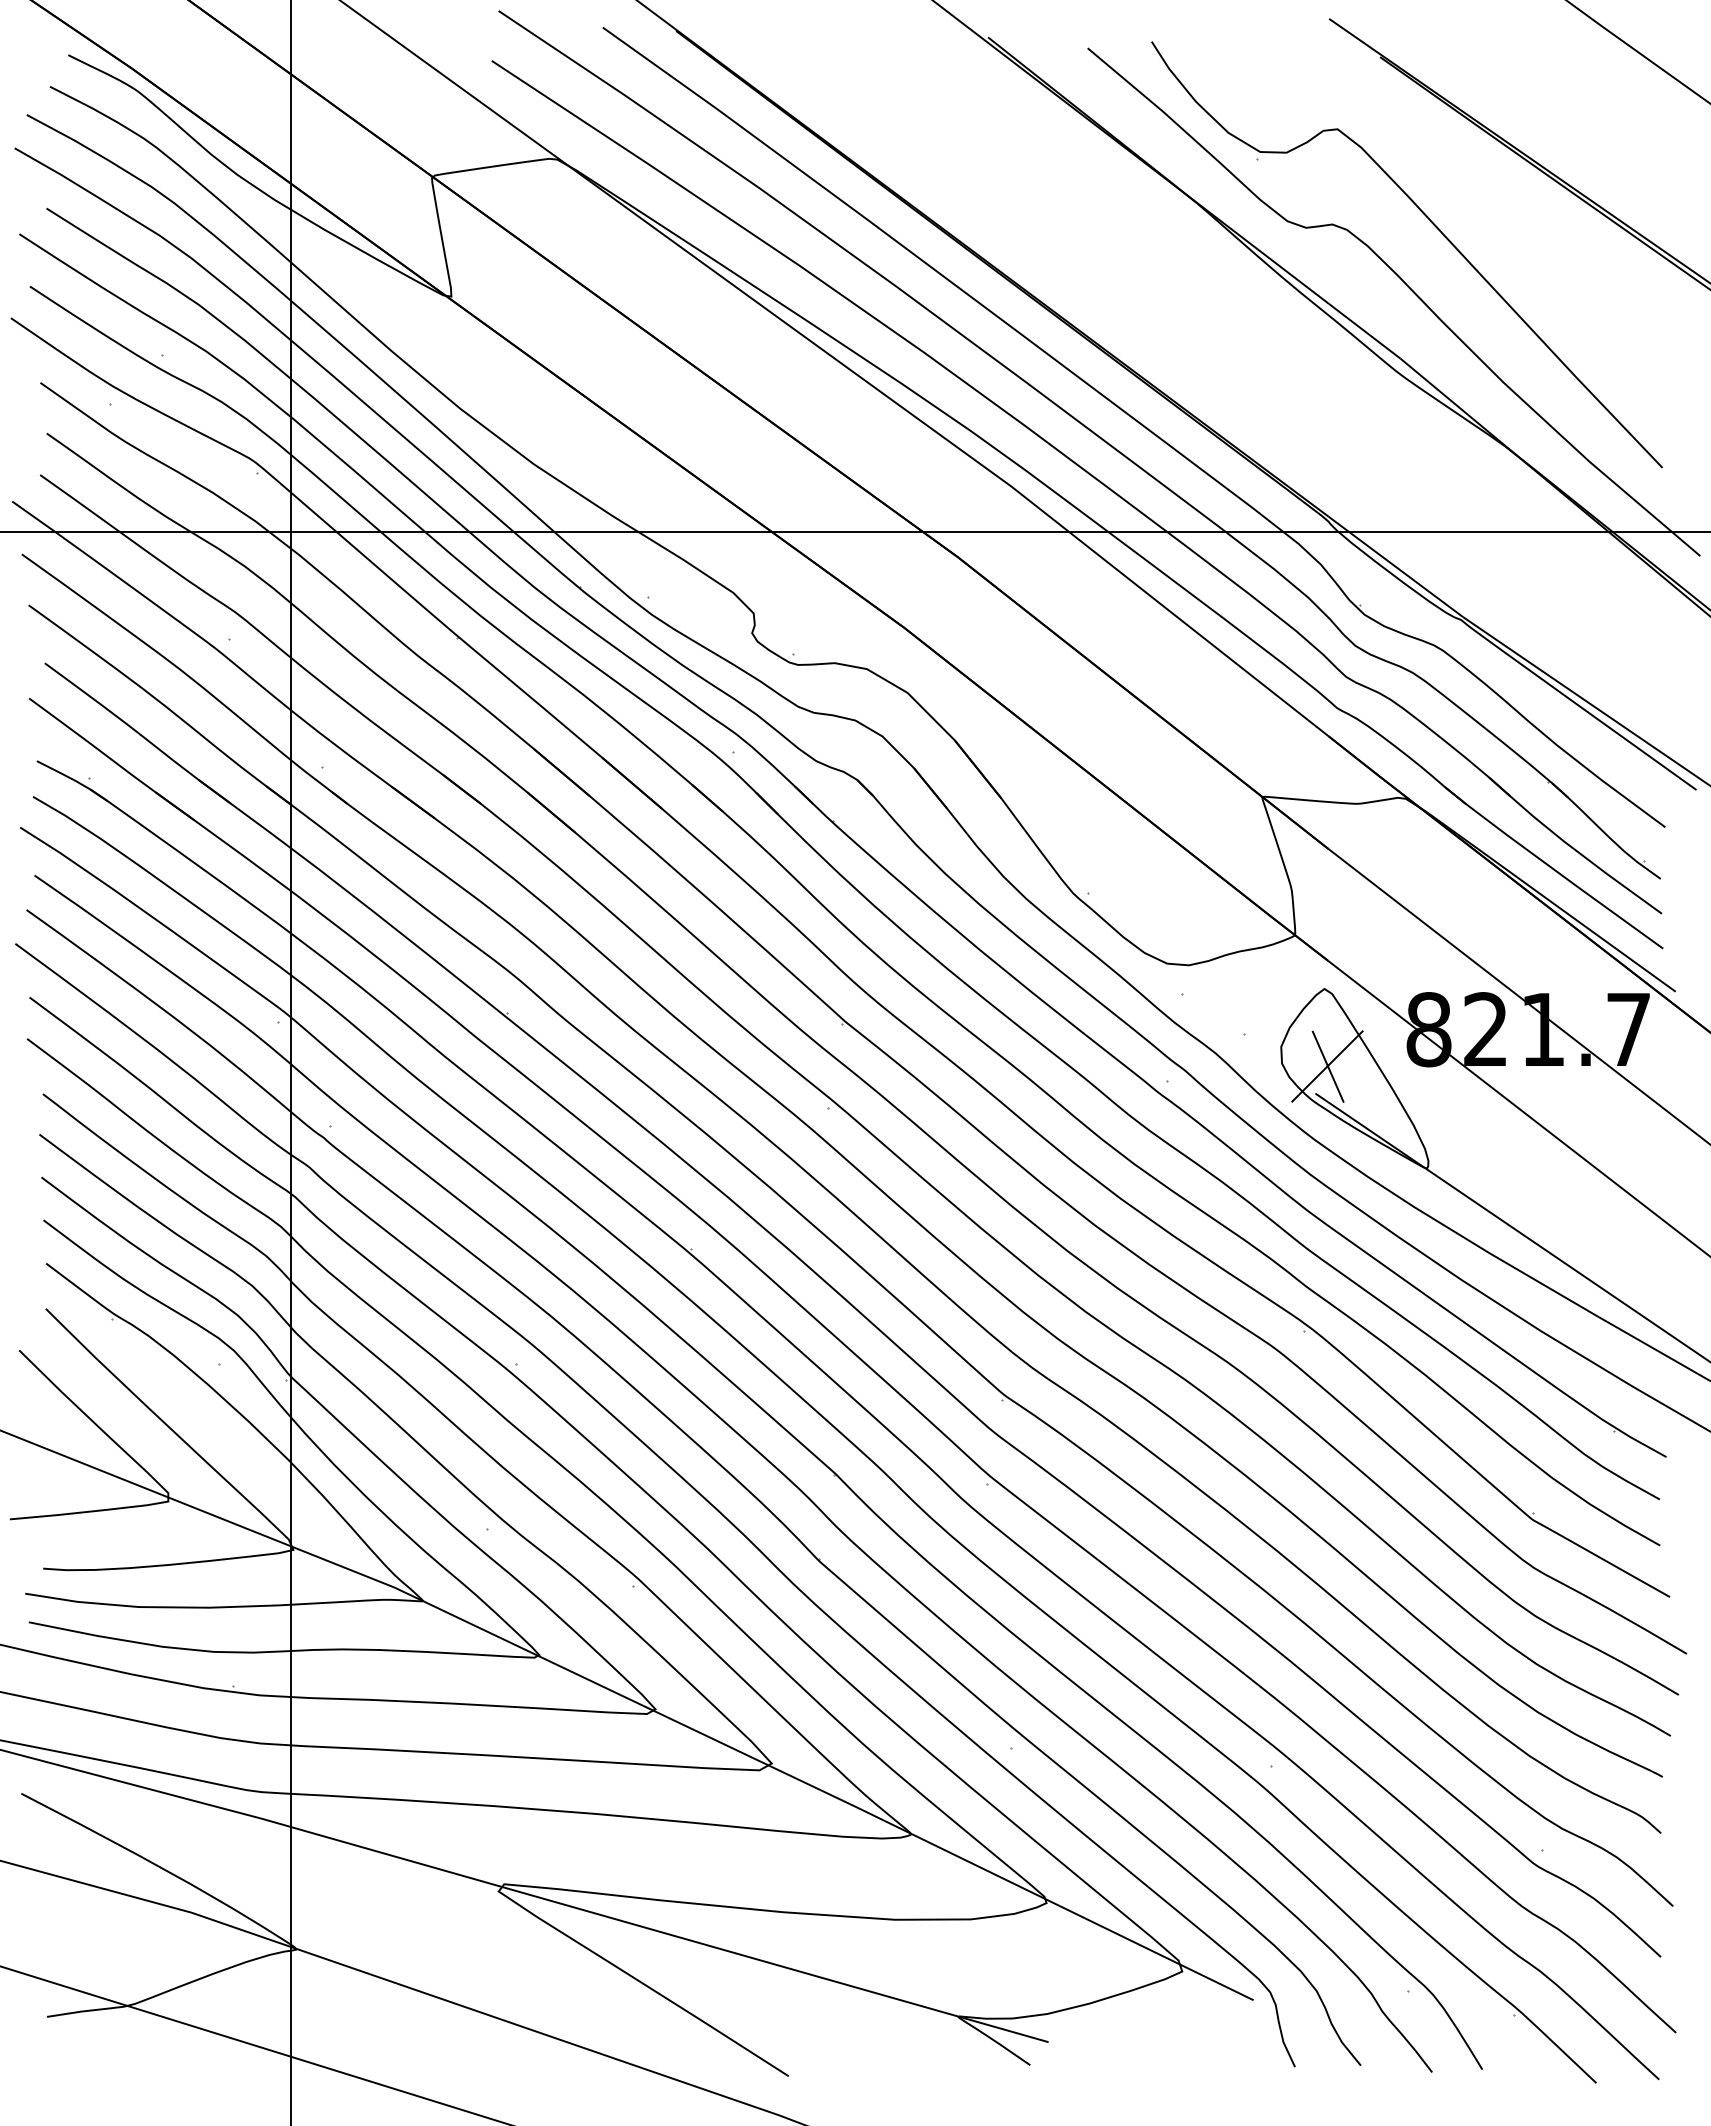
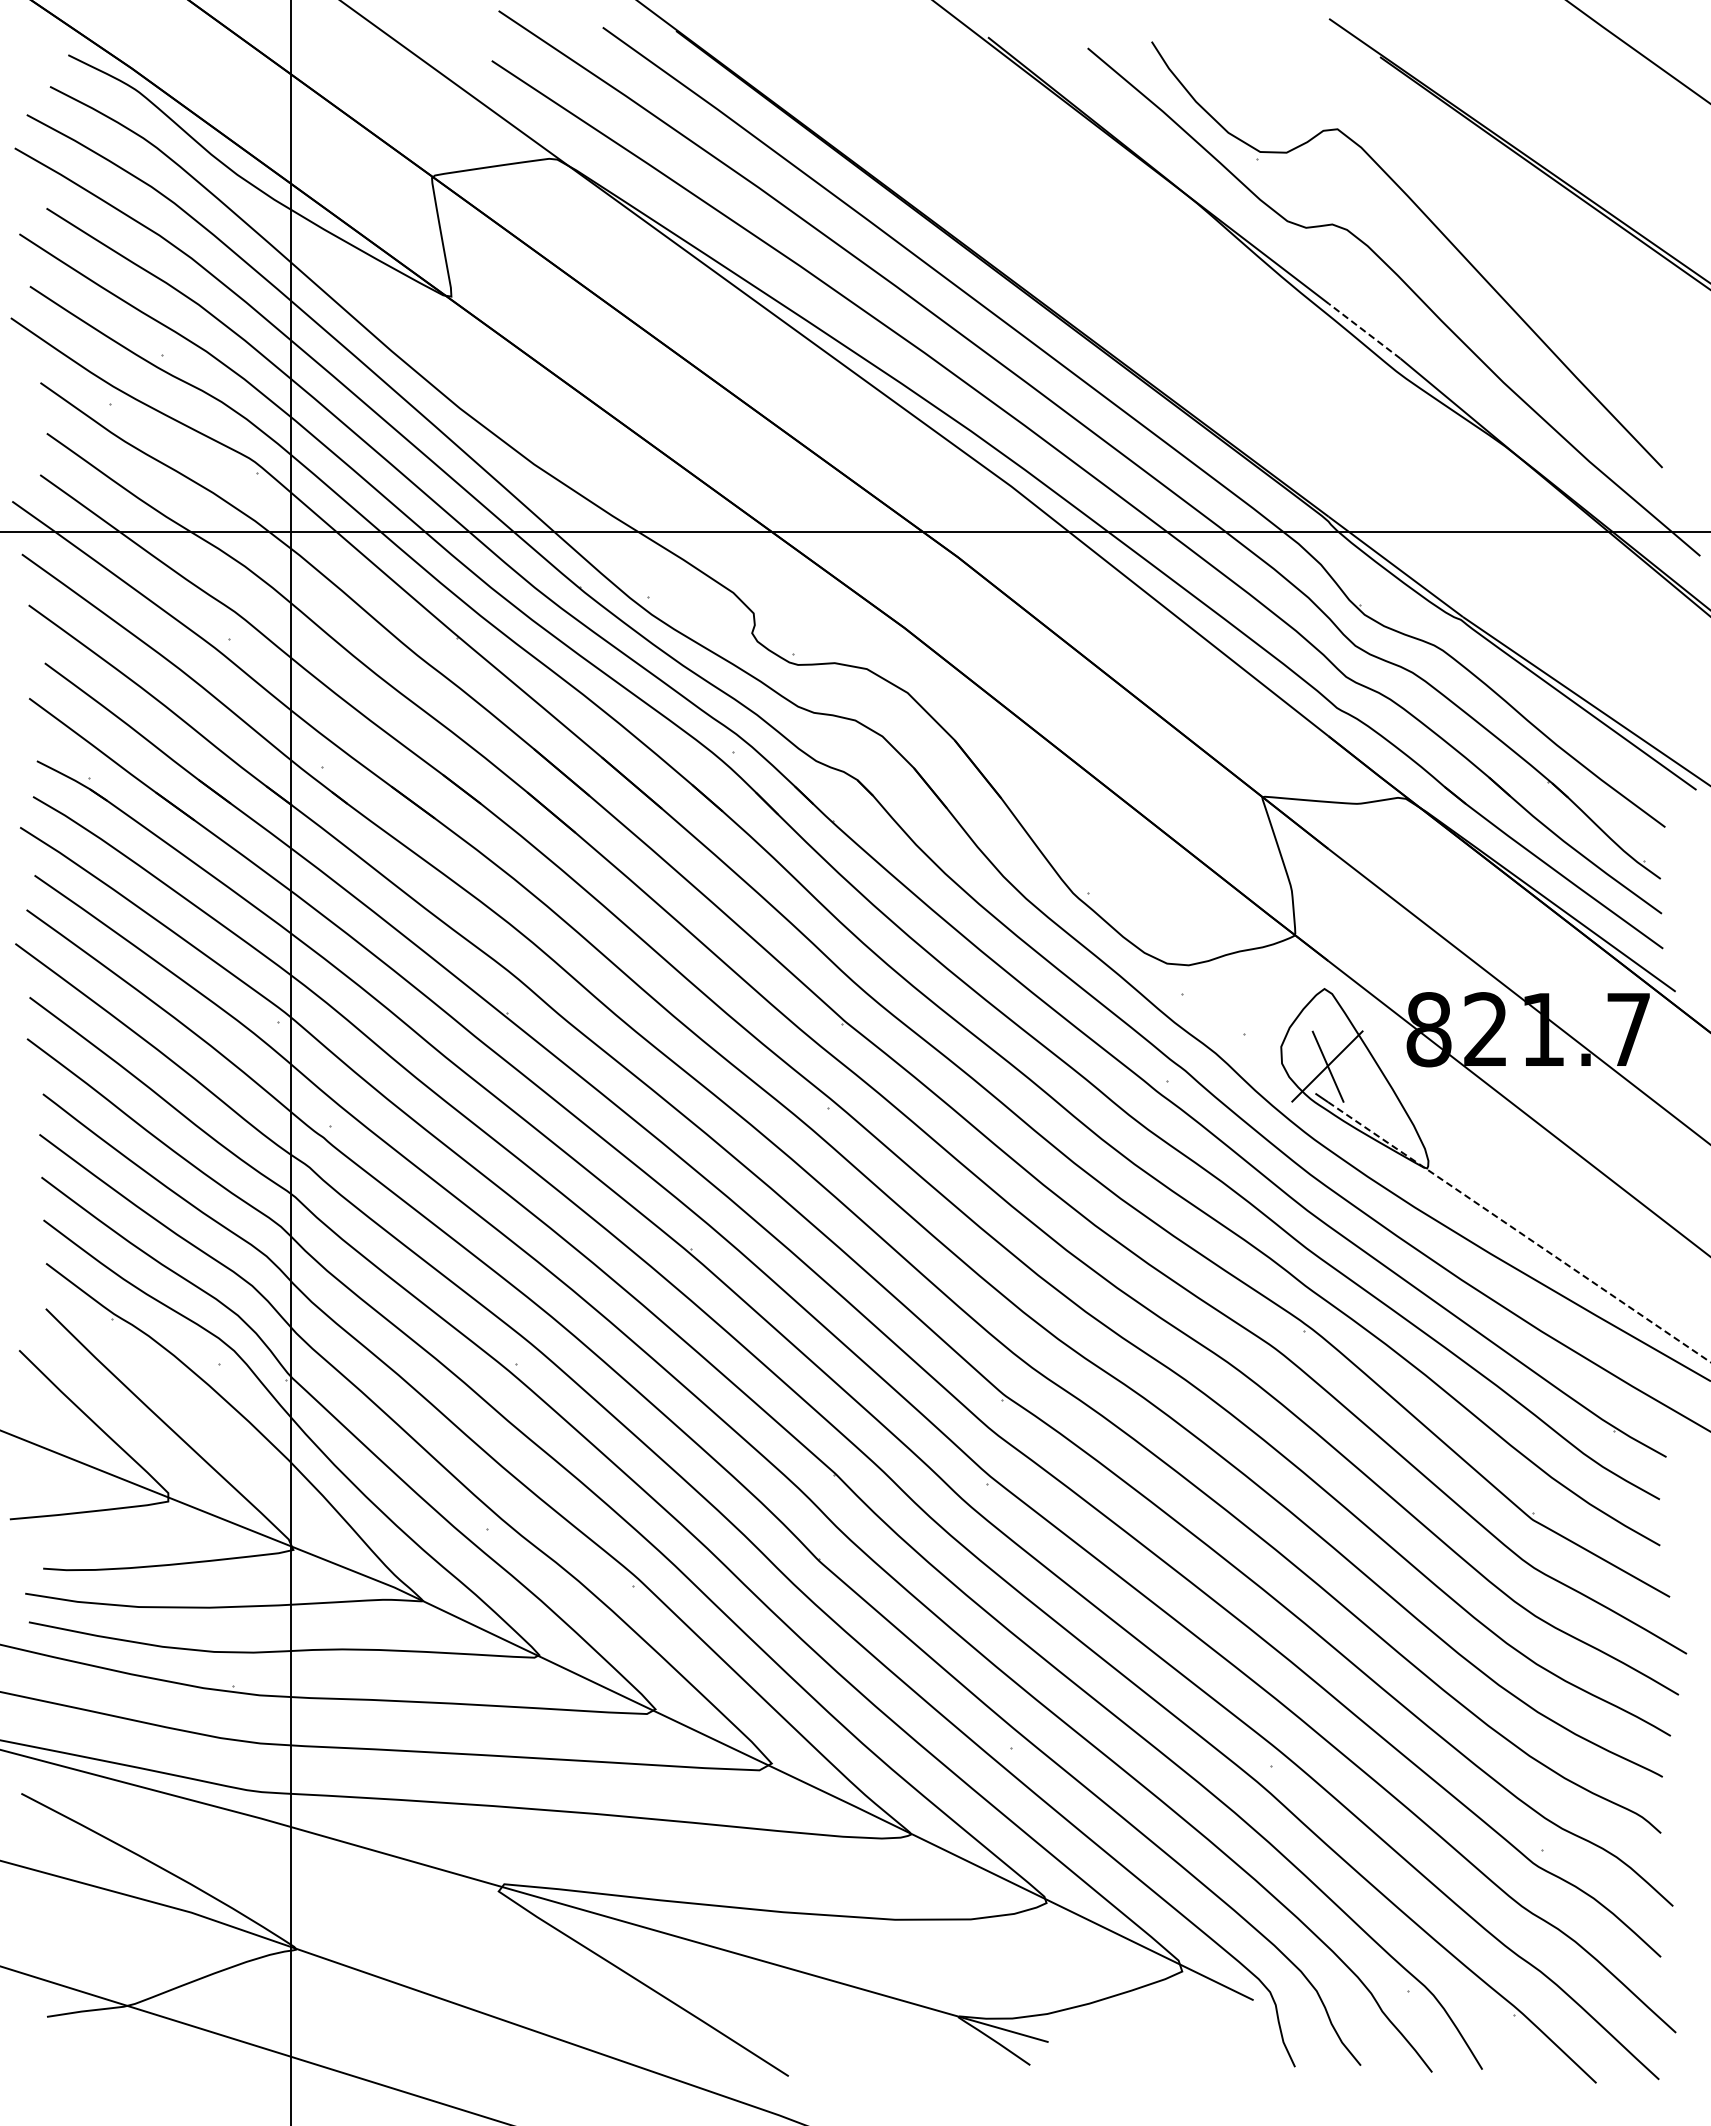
line: solid -> dashed (1364, 330)
line: solid -> dashed (1519, 1232)
